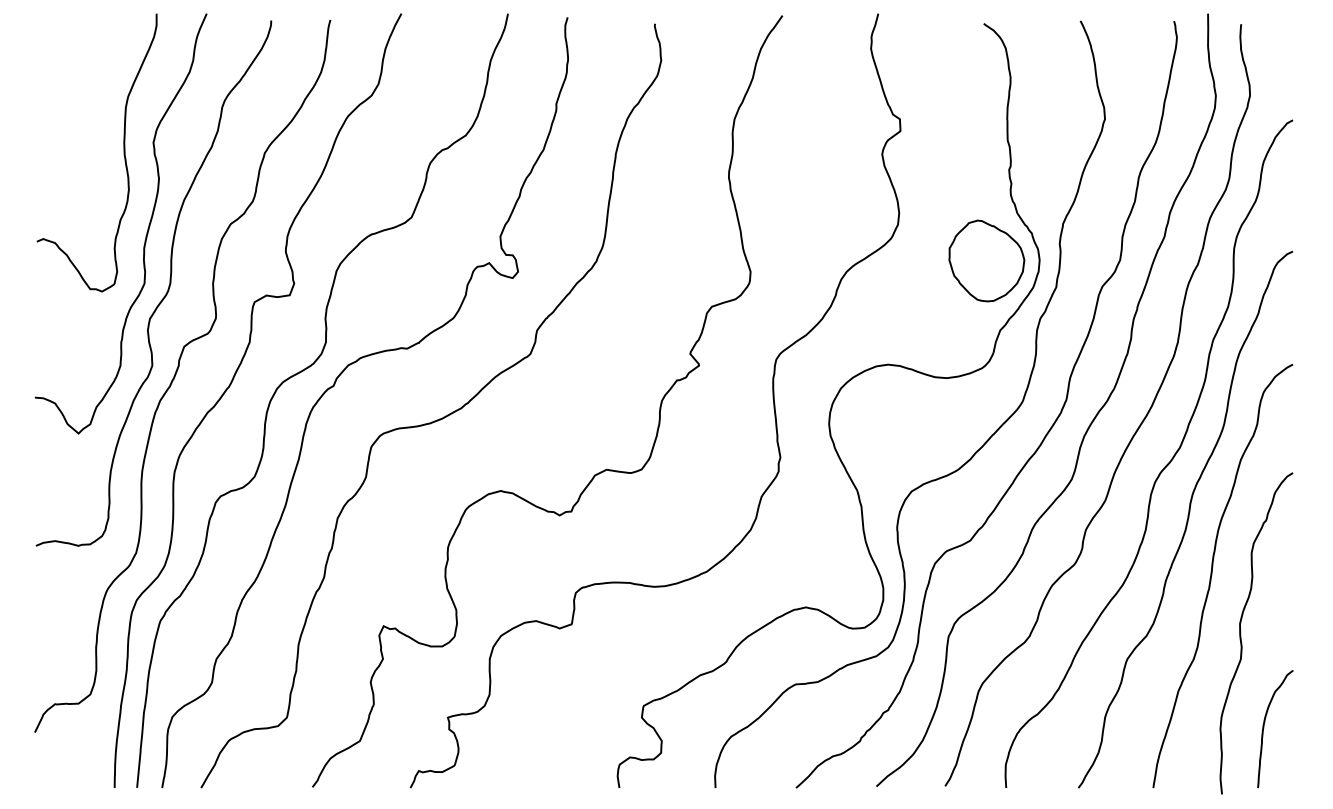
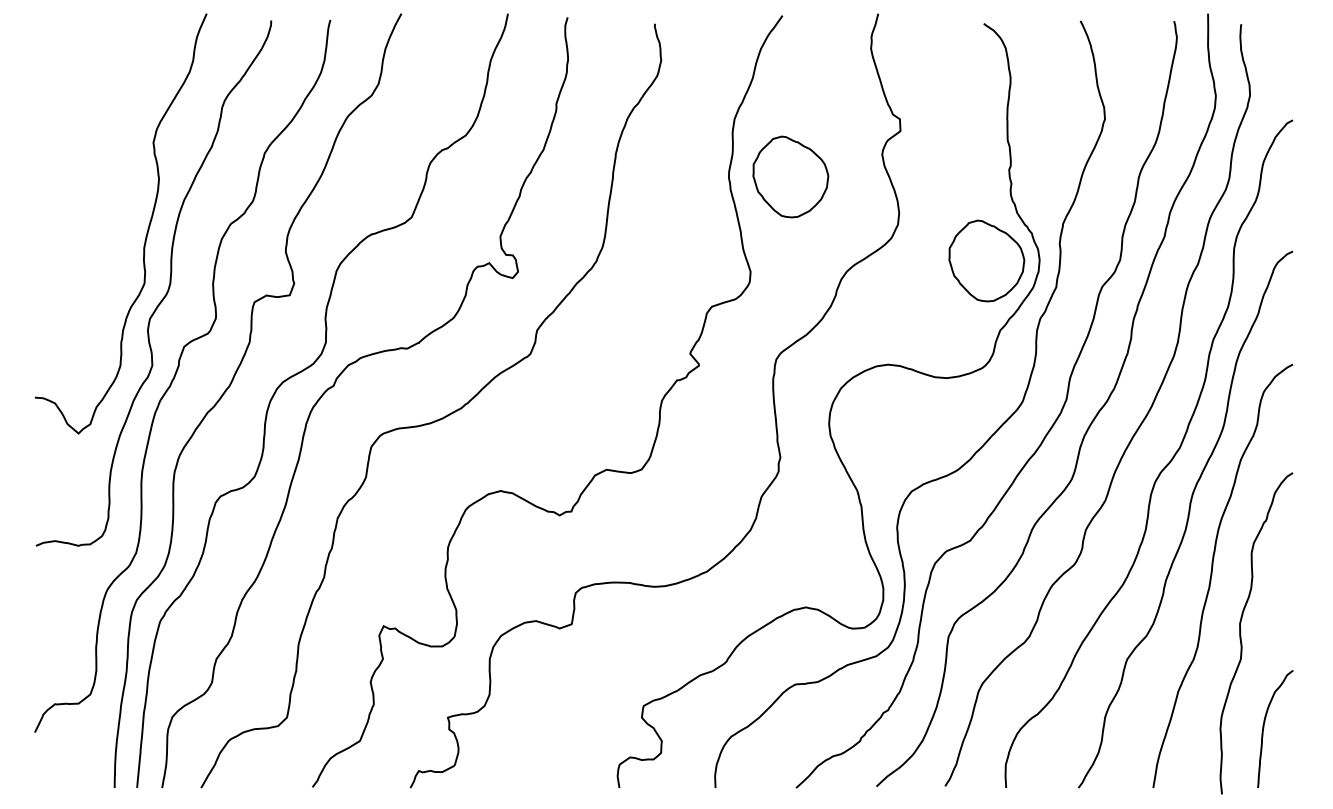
curve: present -> none (123, 152)
part: none -> present (790, 176)
